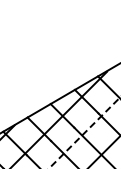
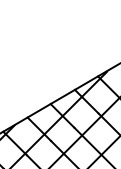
line: dashed -> solid (85, 132)
